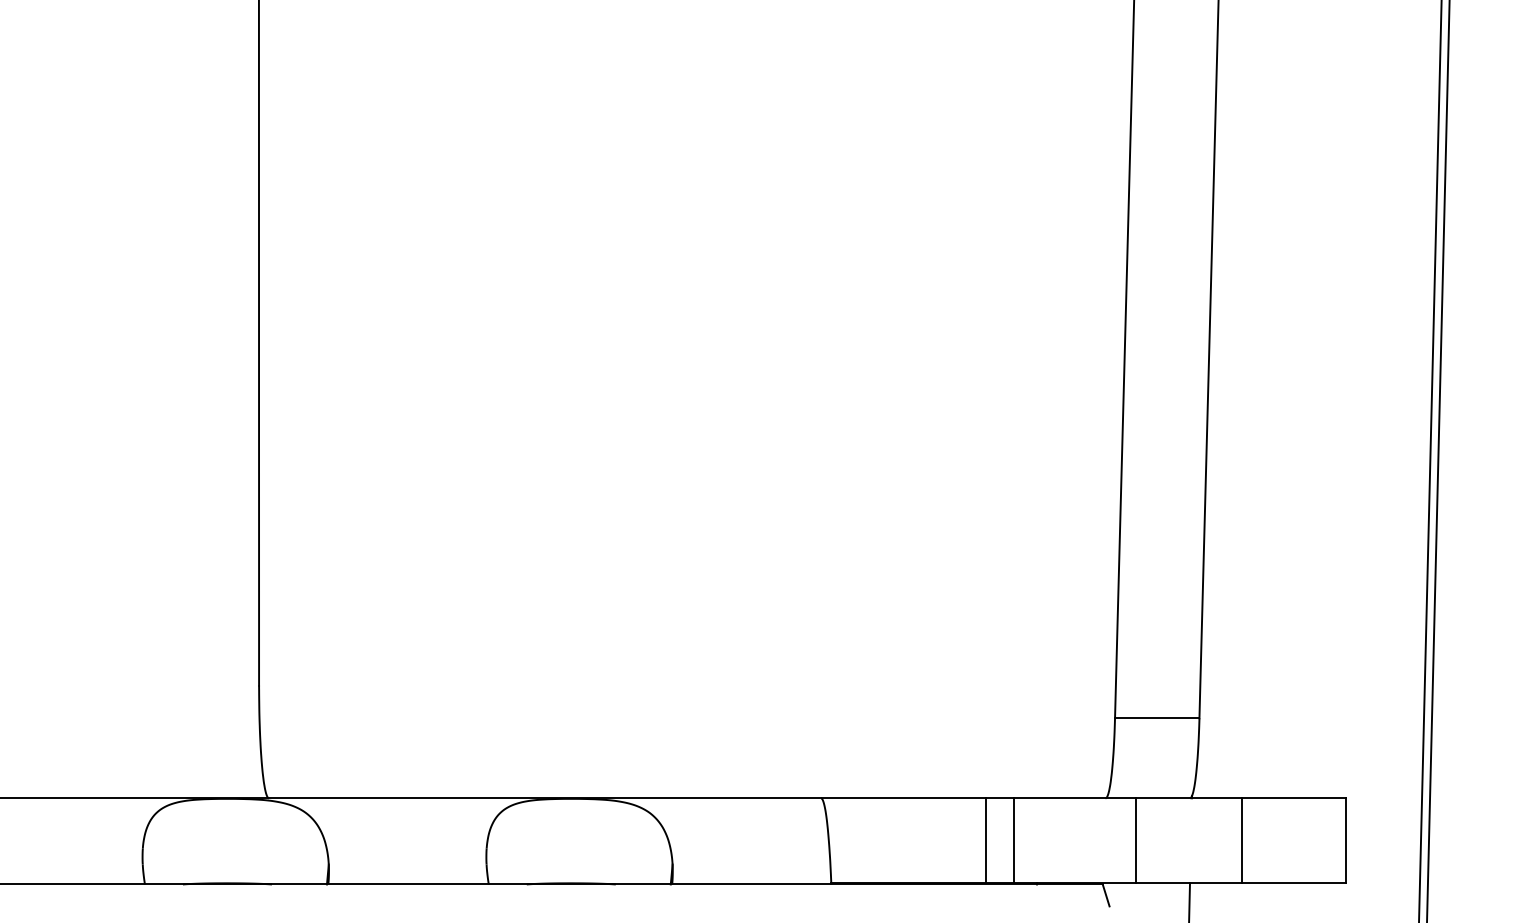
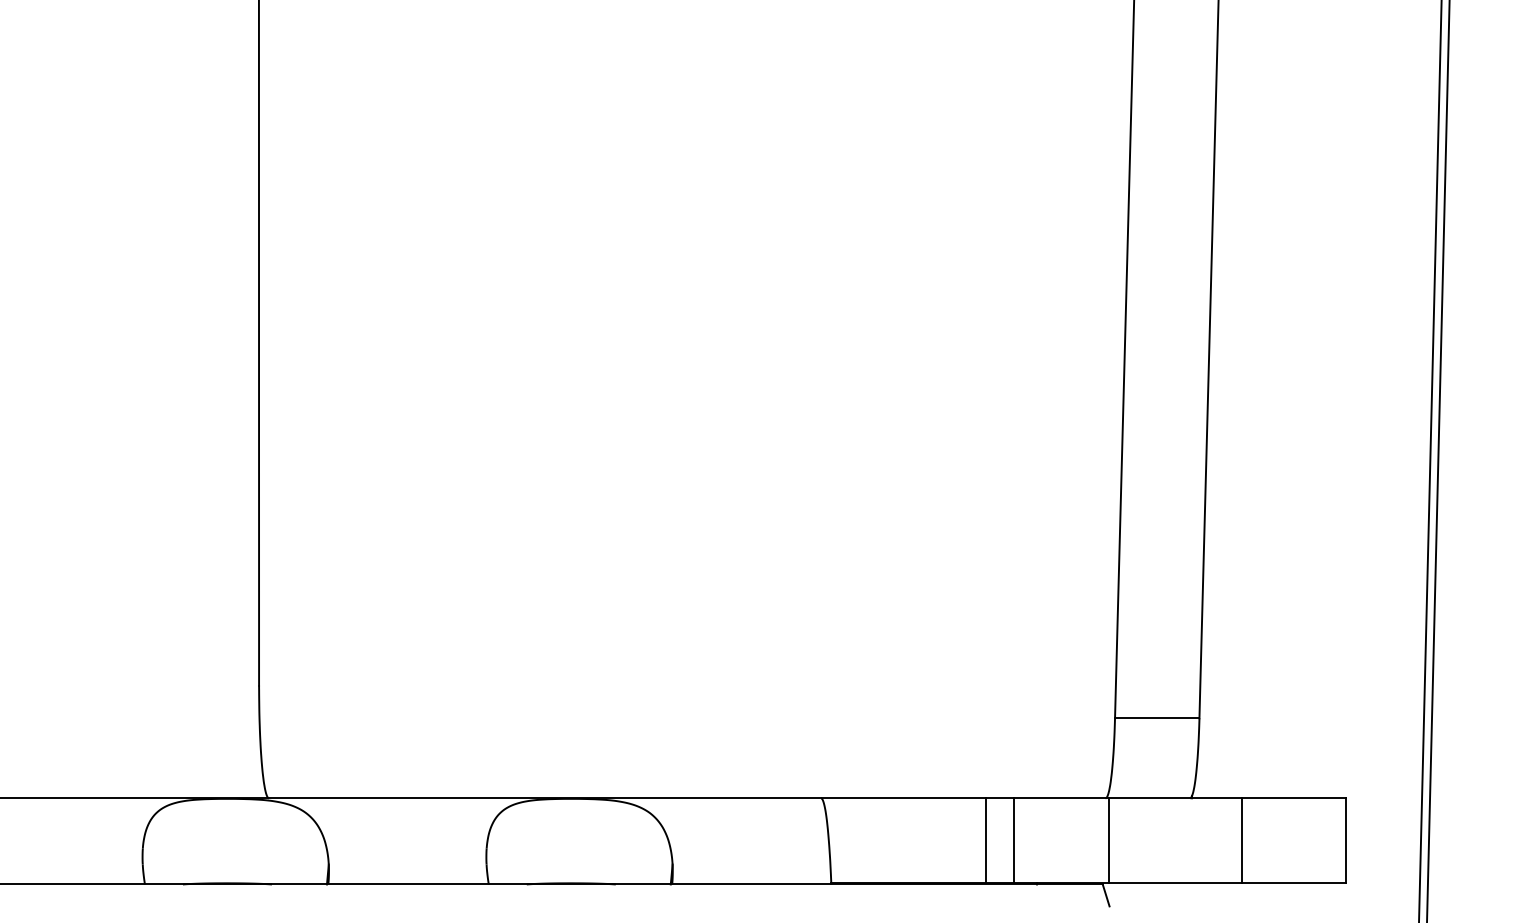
line position: (1135, 840) -> (1108, 840) (1108, 840)
line: present -> none (1189, 901)
